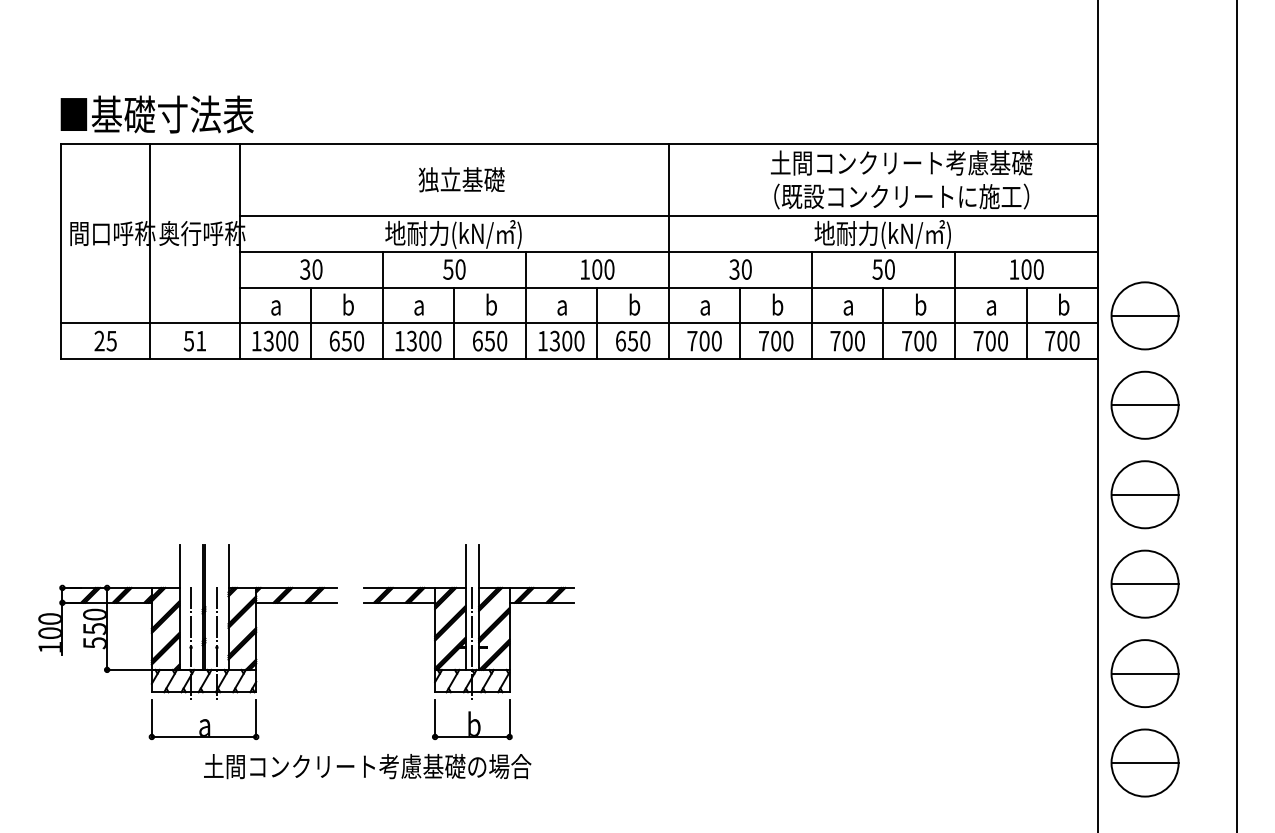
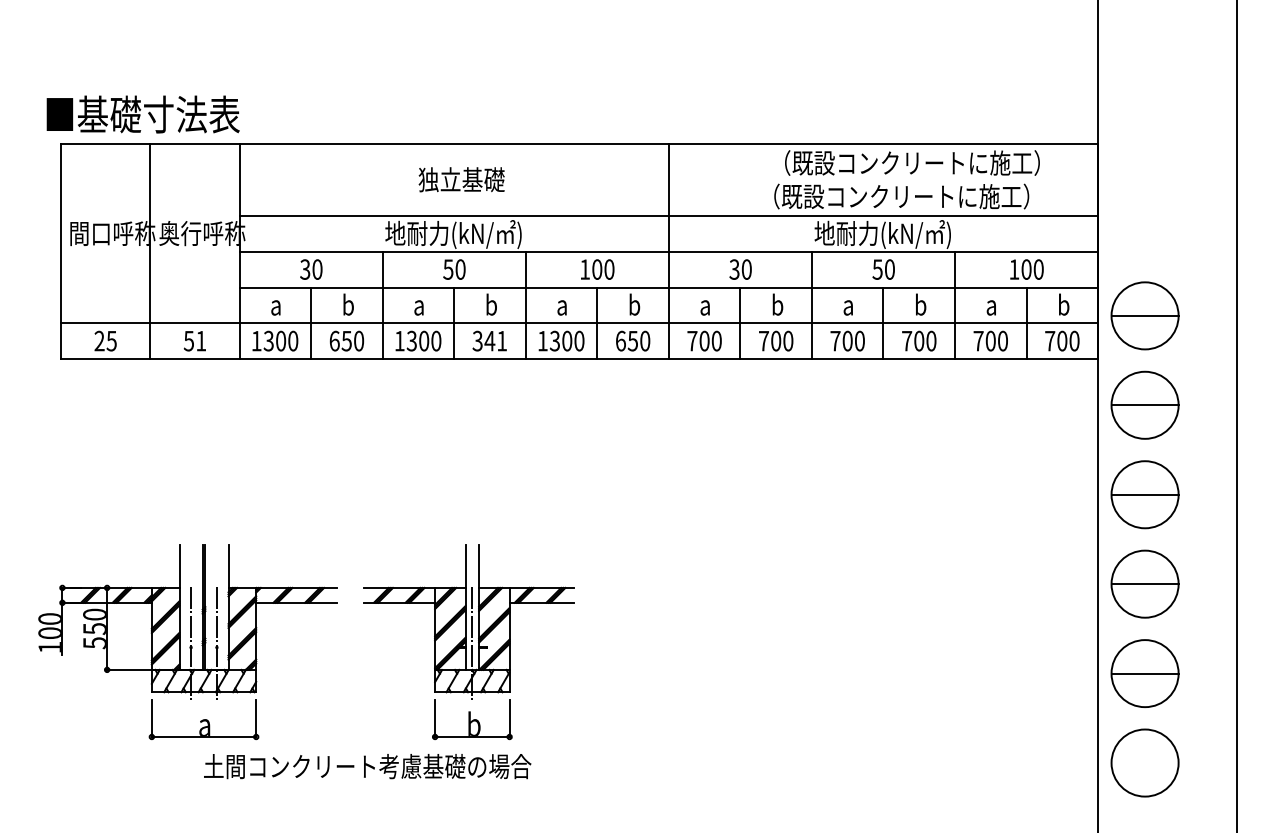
text position: (156, 114) -> (142, 114) (142, 114)
text: 土間コンクリート考慮基礎 -> （既設コンクリートに施工） (904, 162)
text: 650 -> 341 (489, 340)
line: present -> none (1144, 763)
